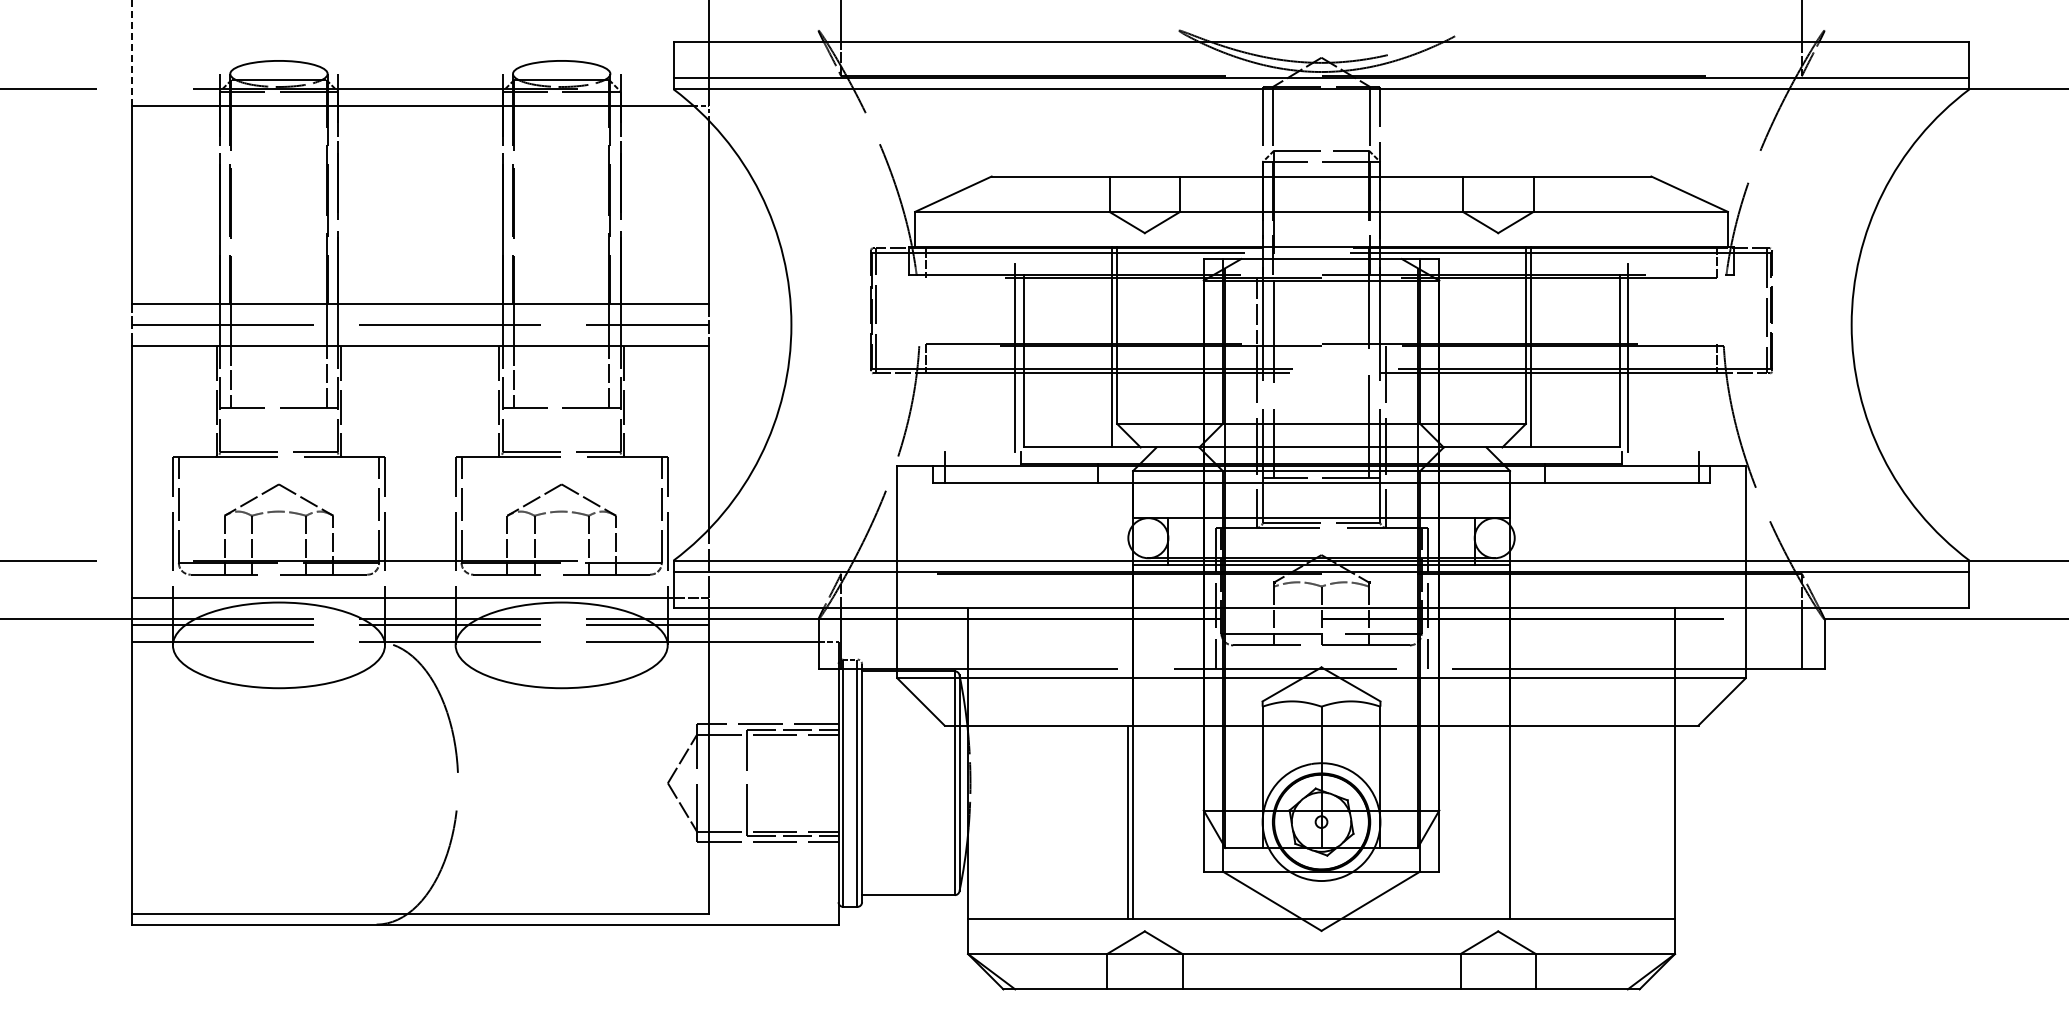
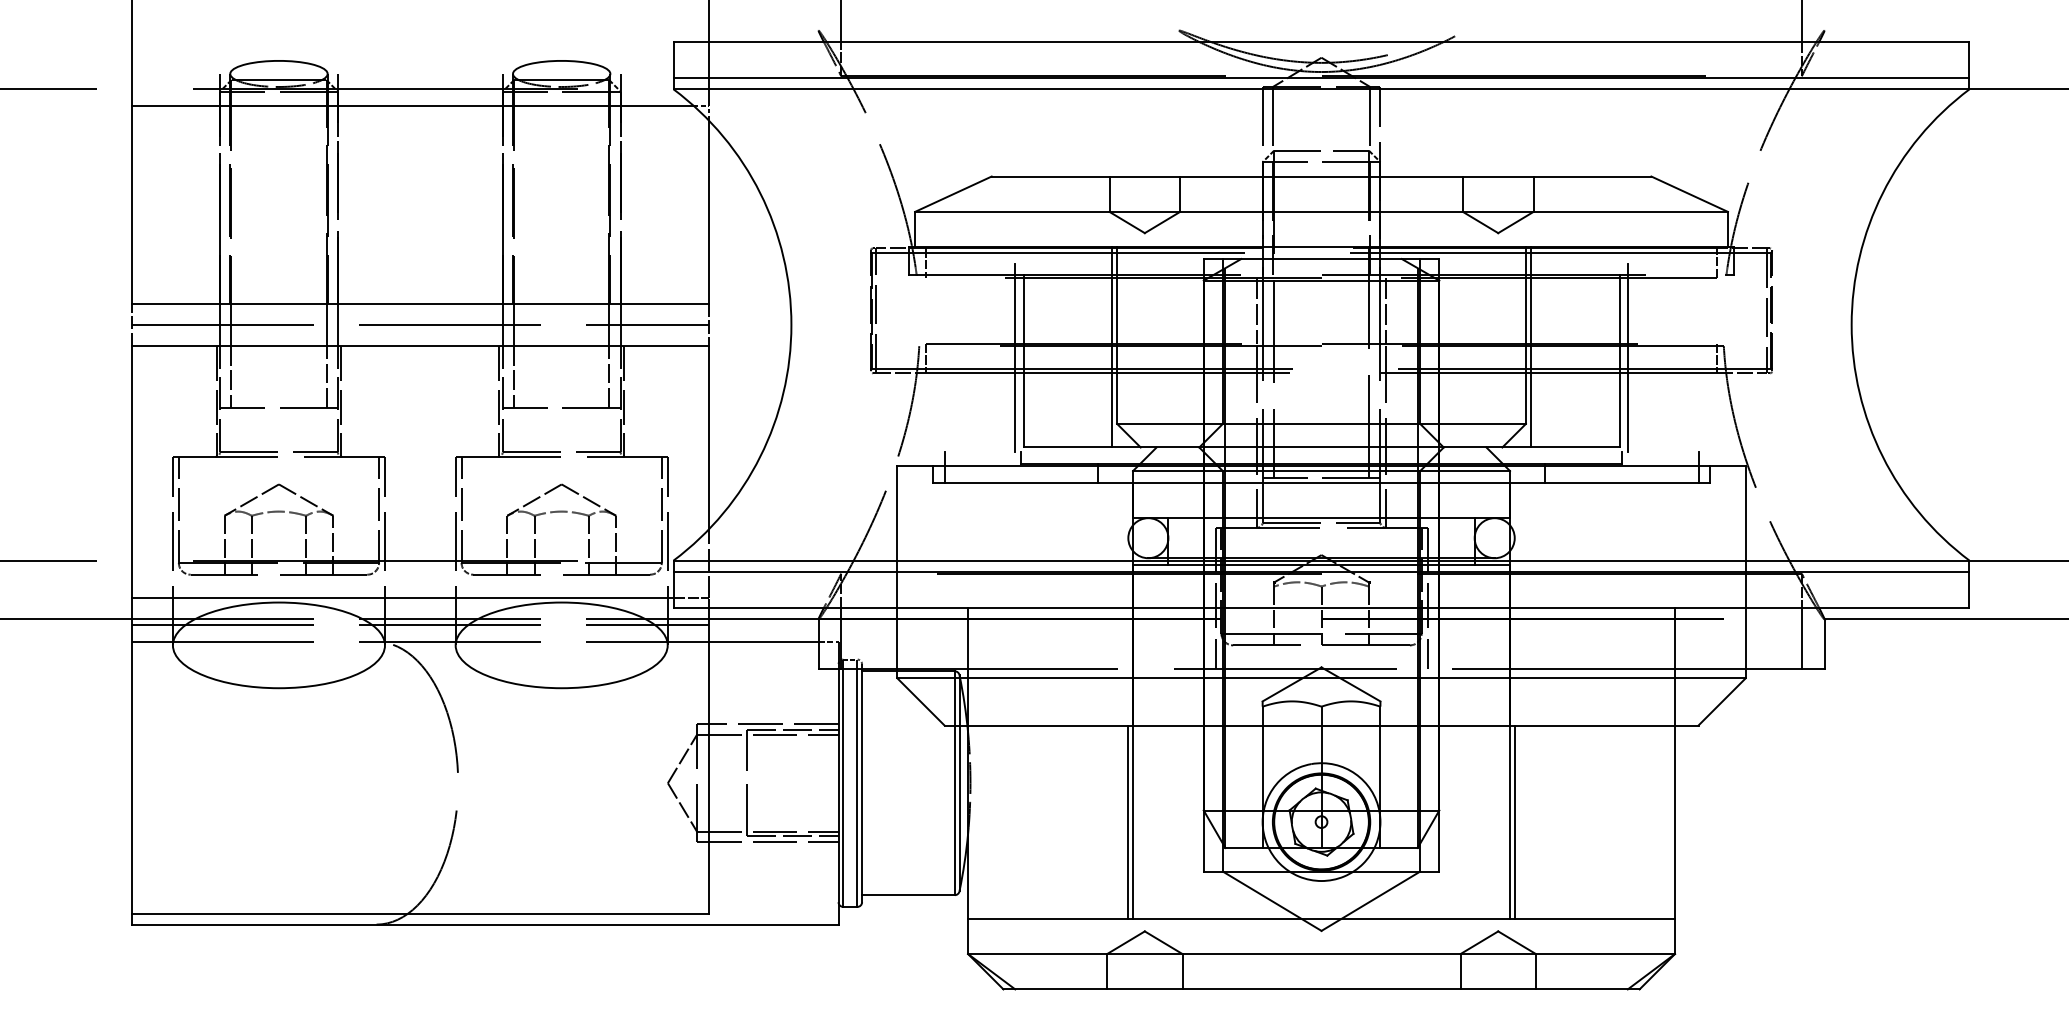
line: dashed -> solid (131, 52)
line: none -> present (1386, 310)
line: none -> present (1514, 821)
